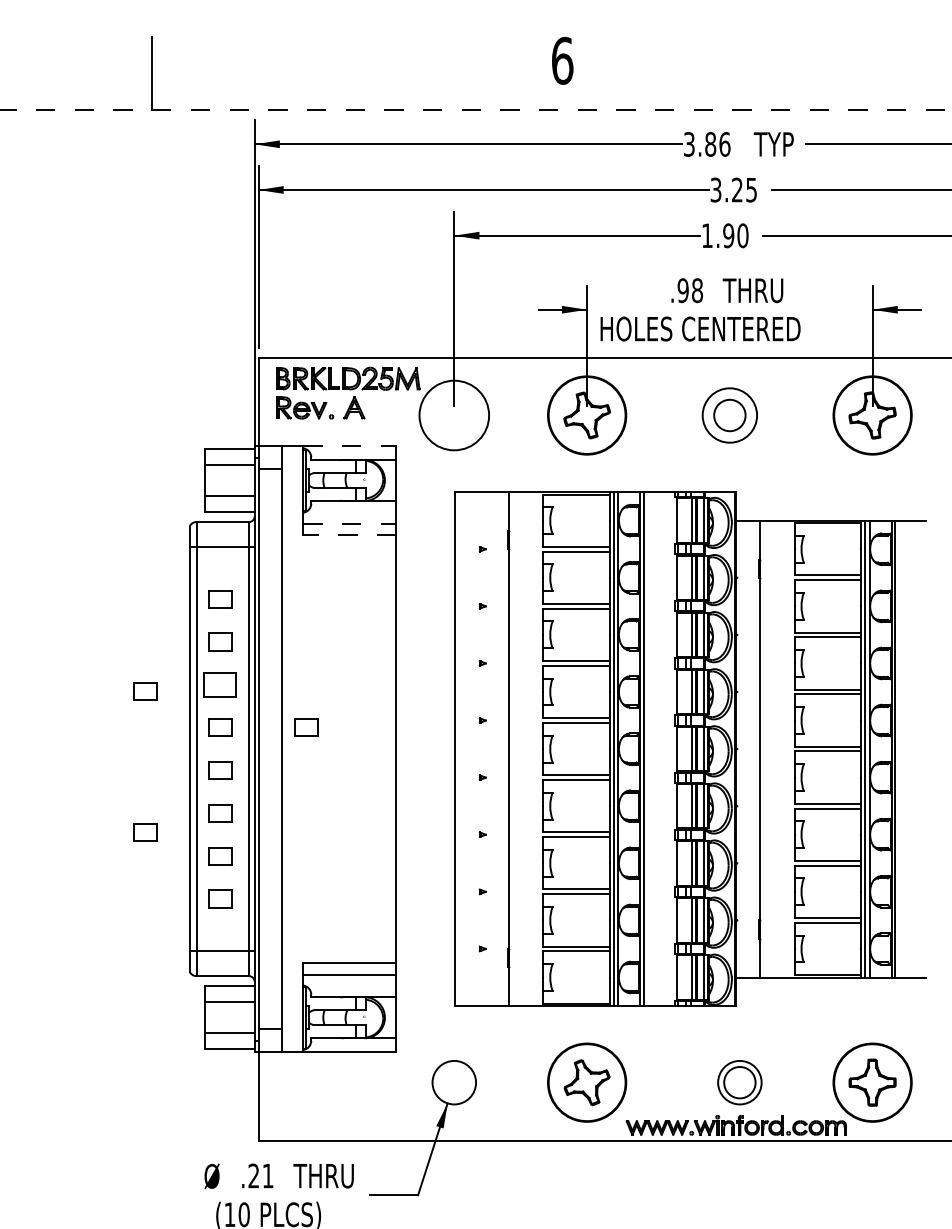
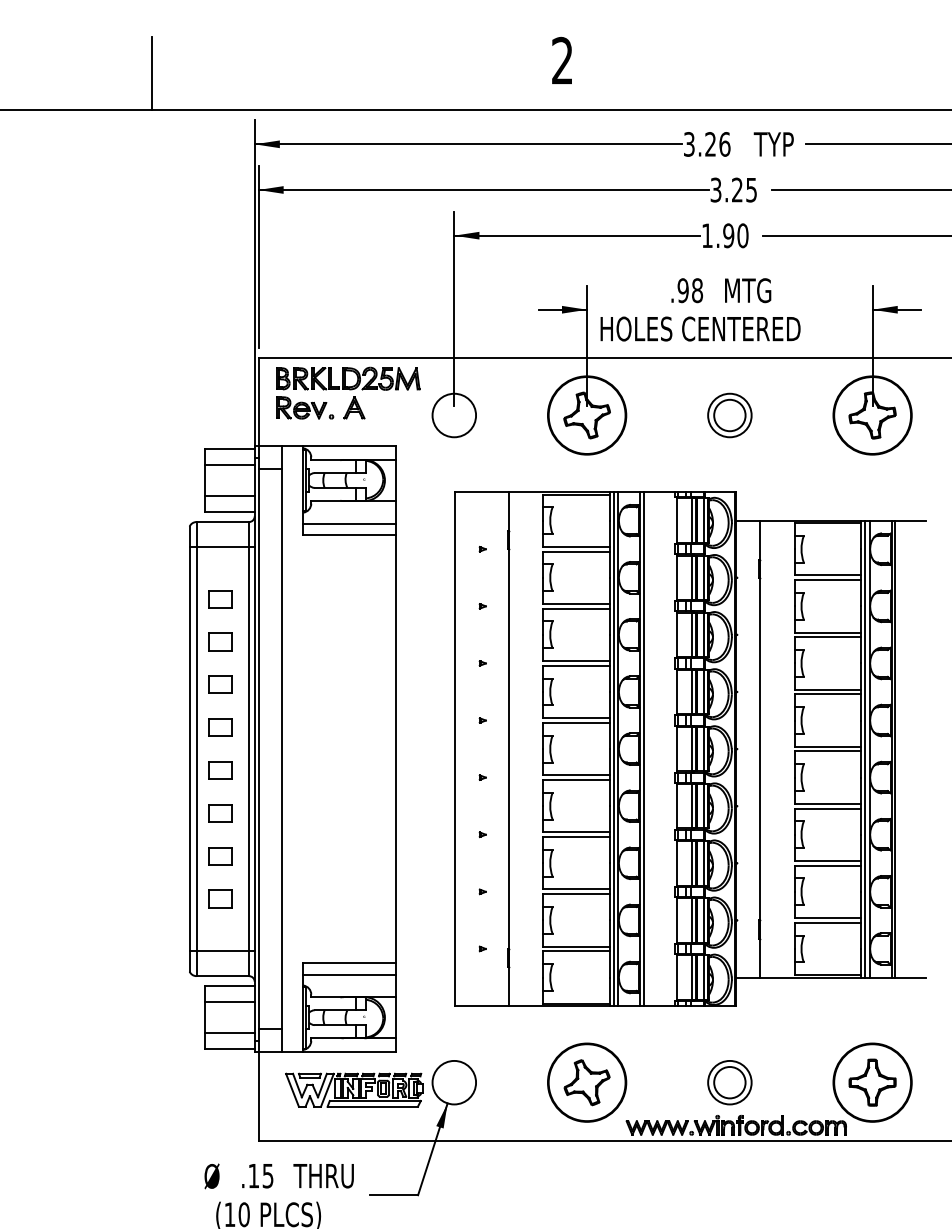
text: 6 -> 2 (562, 60)
line: dashed -> solid (476, 109)
text: 3.86 -> 3.26 (710, 144)
text: THRU -> MTG (752, 290)
circle diameter: 70 px -> 44 px (454, 415)
circle diameter: 54 px -> 44 px (729, 415)
line: dashed -> solid (349, 446)
line: dashed -> solid (349, 523)
line: dashed -> solid (349, 534)
part size: 34x26 px -> 25x19 px (220, 684)
part: present -> none (145, 691)
part: present -> none (306, 727)
part: present -> none (145, 832)
part position: (739, 1082) -> (729, 1082) (729, 1082)
part: none -> present (354, 1089)
text: .21 -> .15 (260, 1175)
